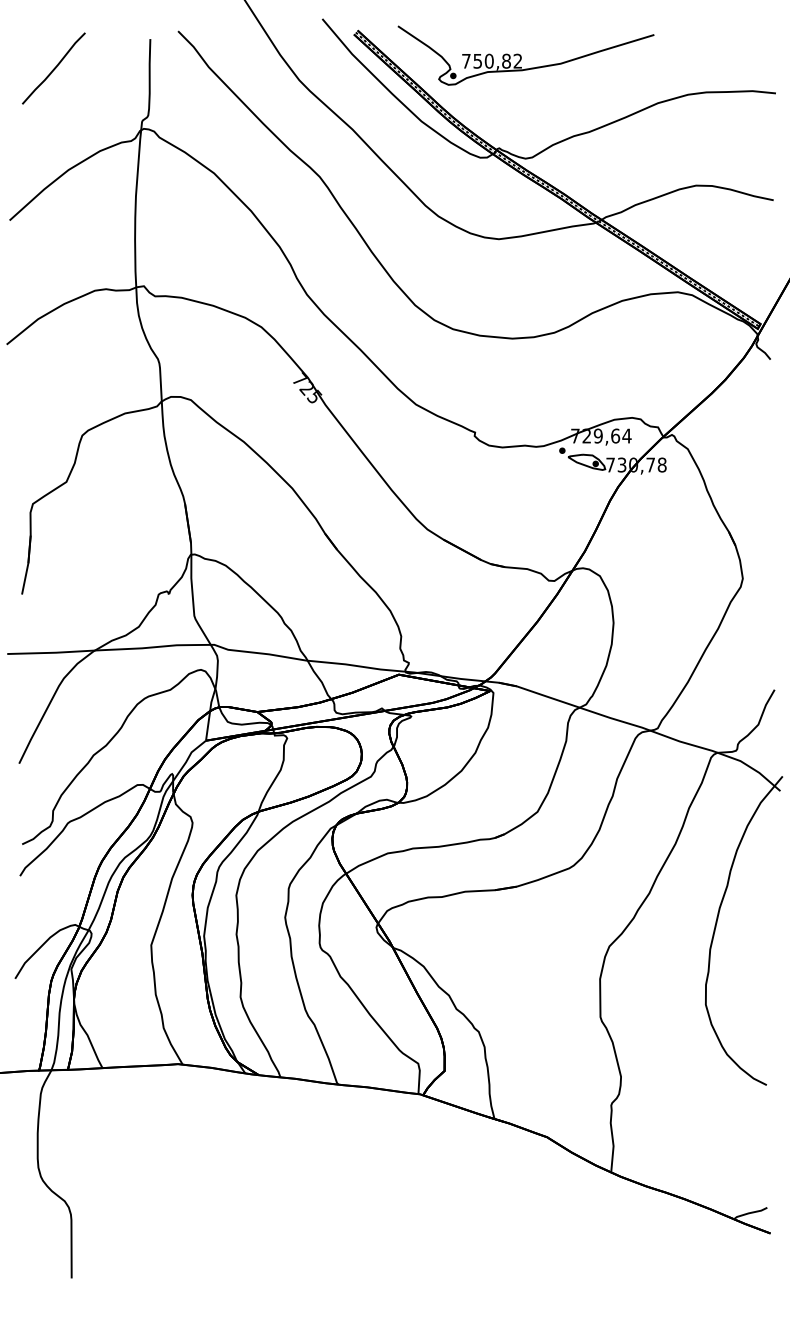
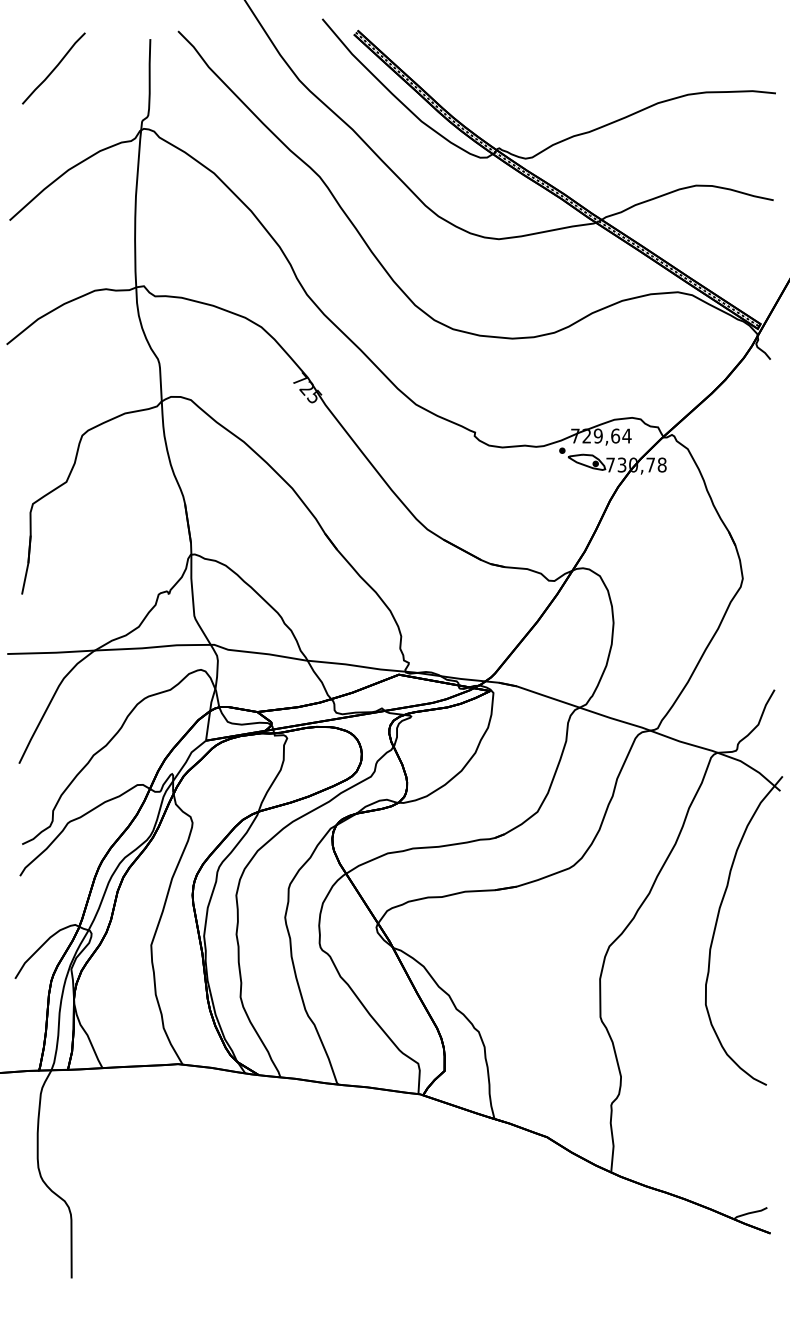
part: present -> none (525, 55)
